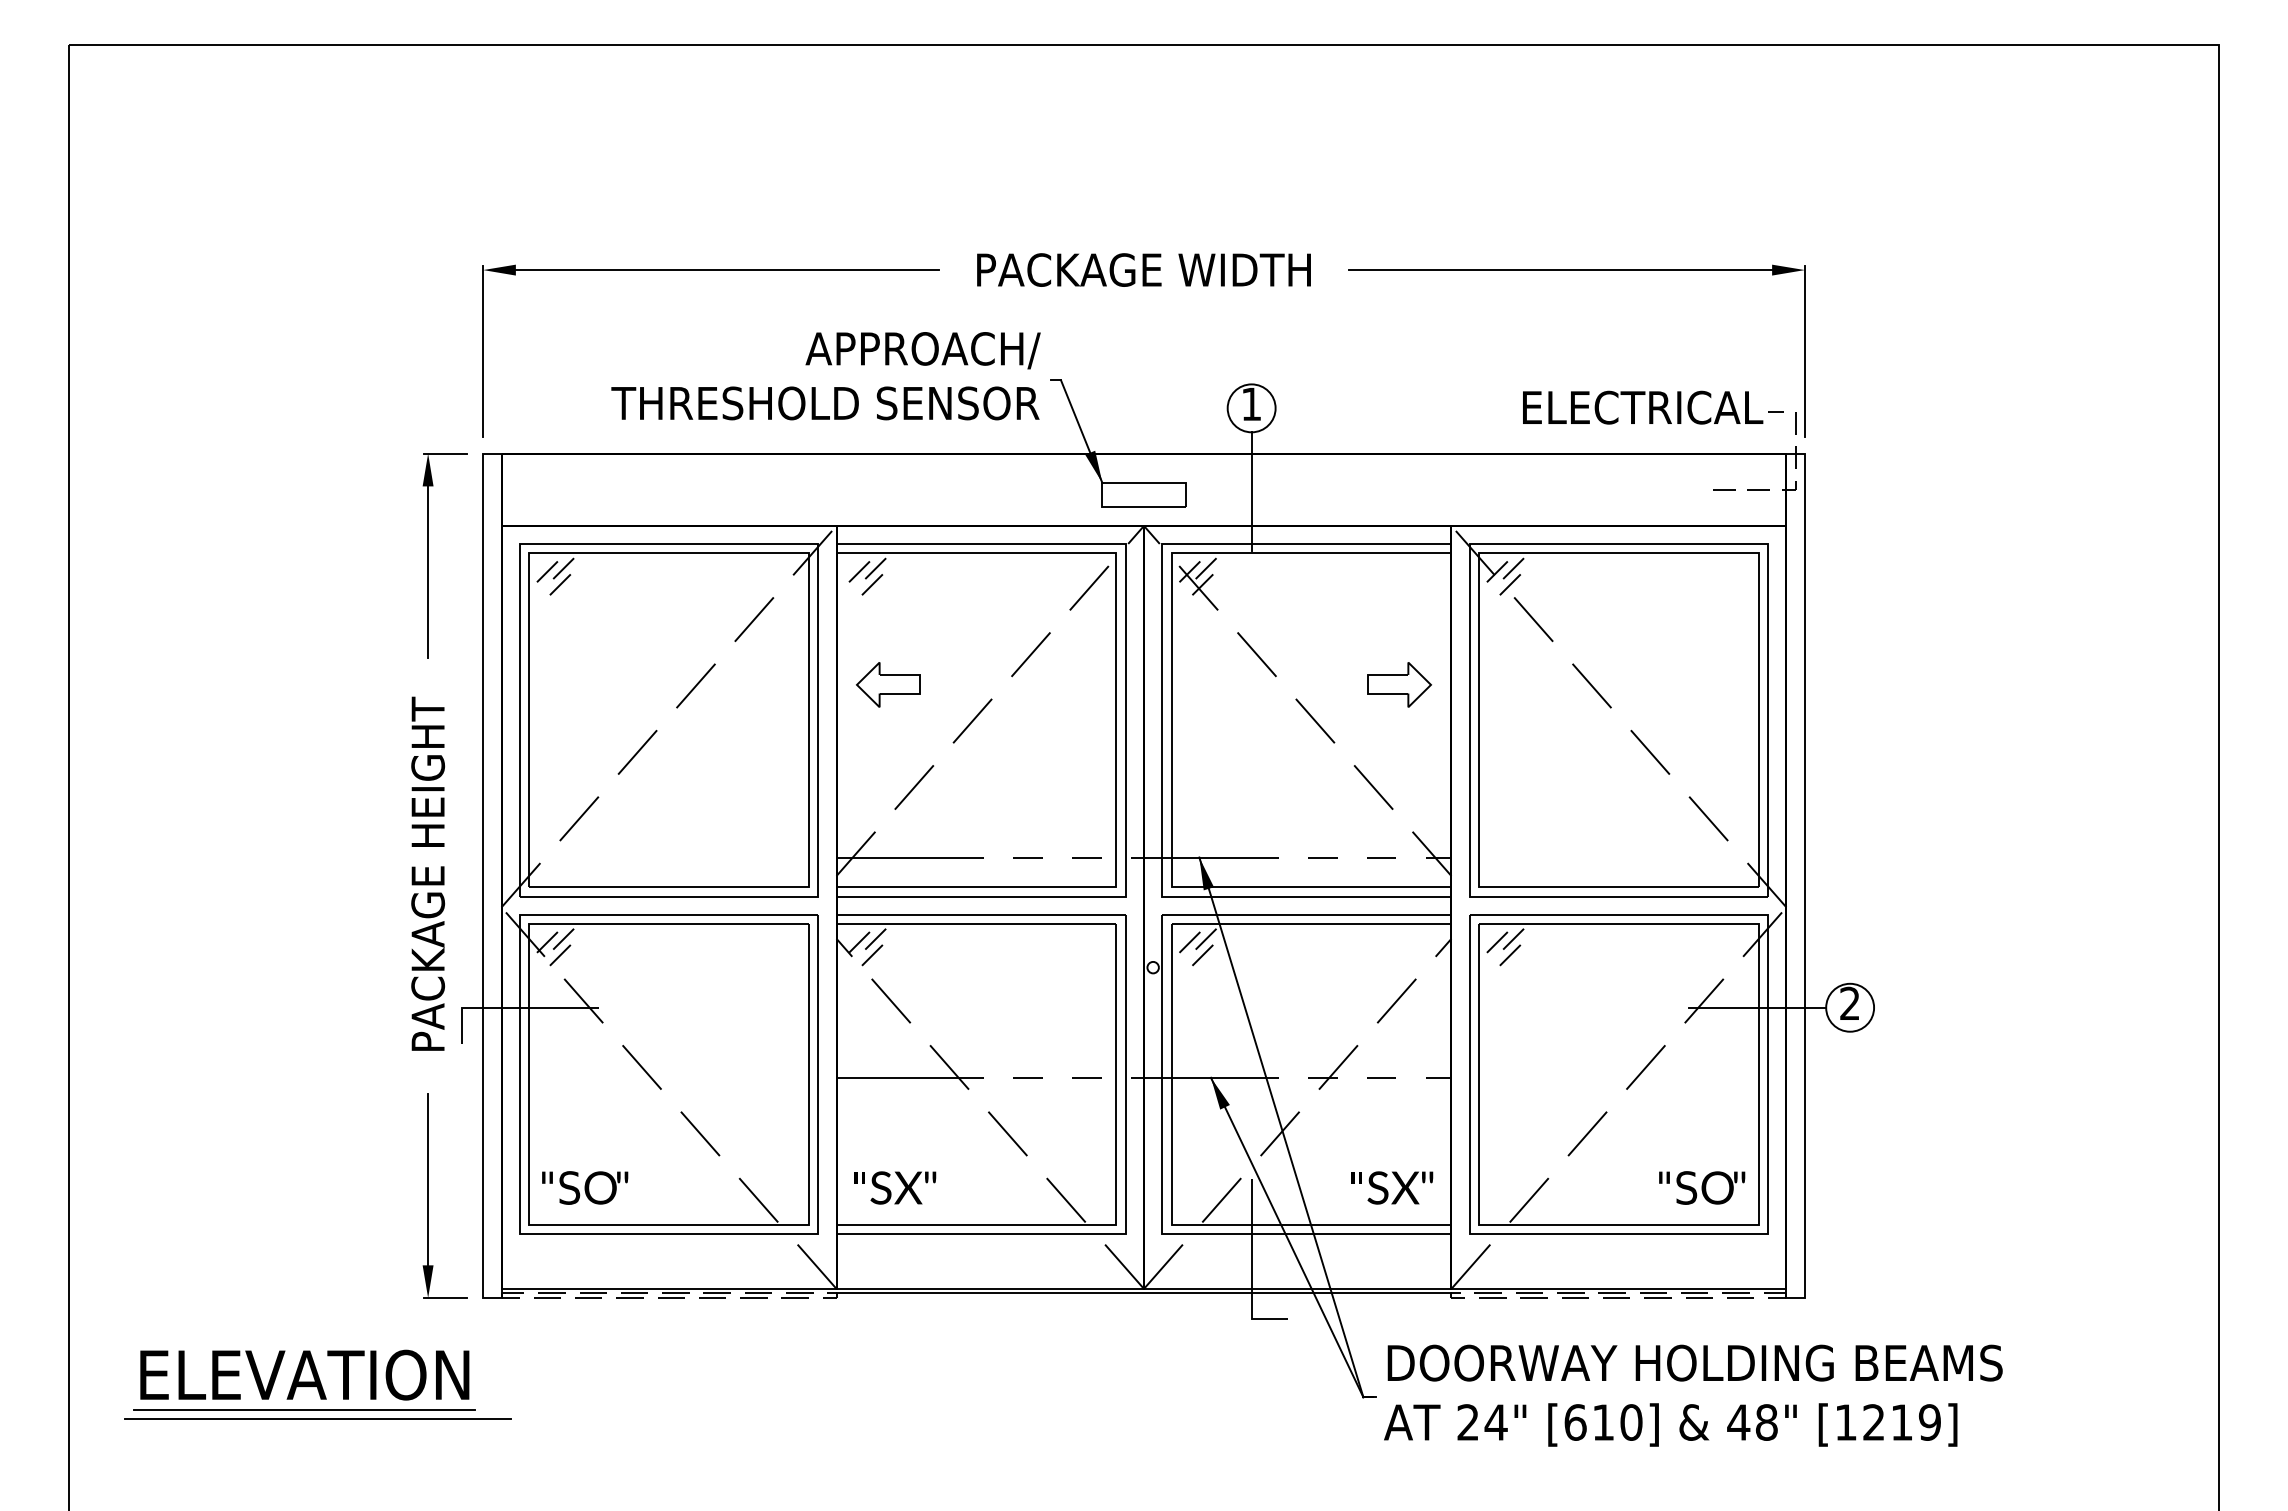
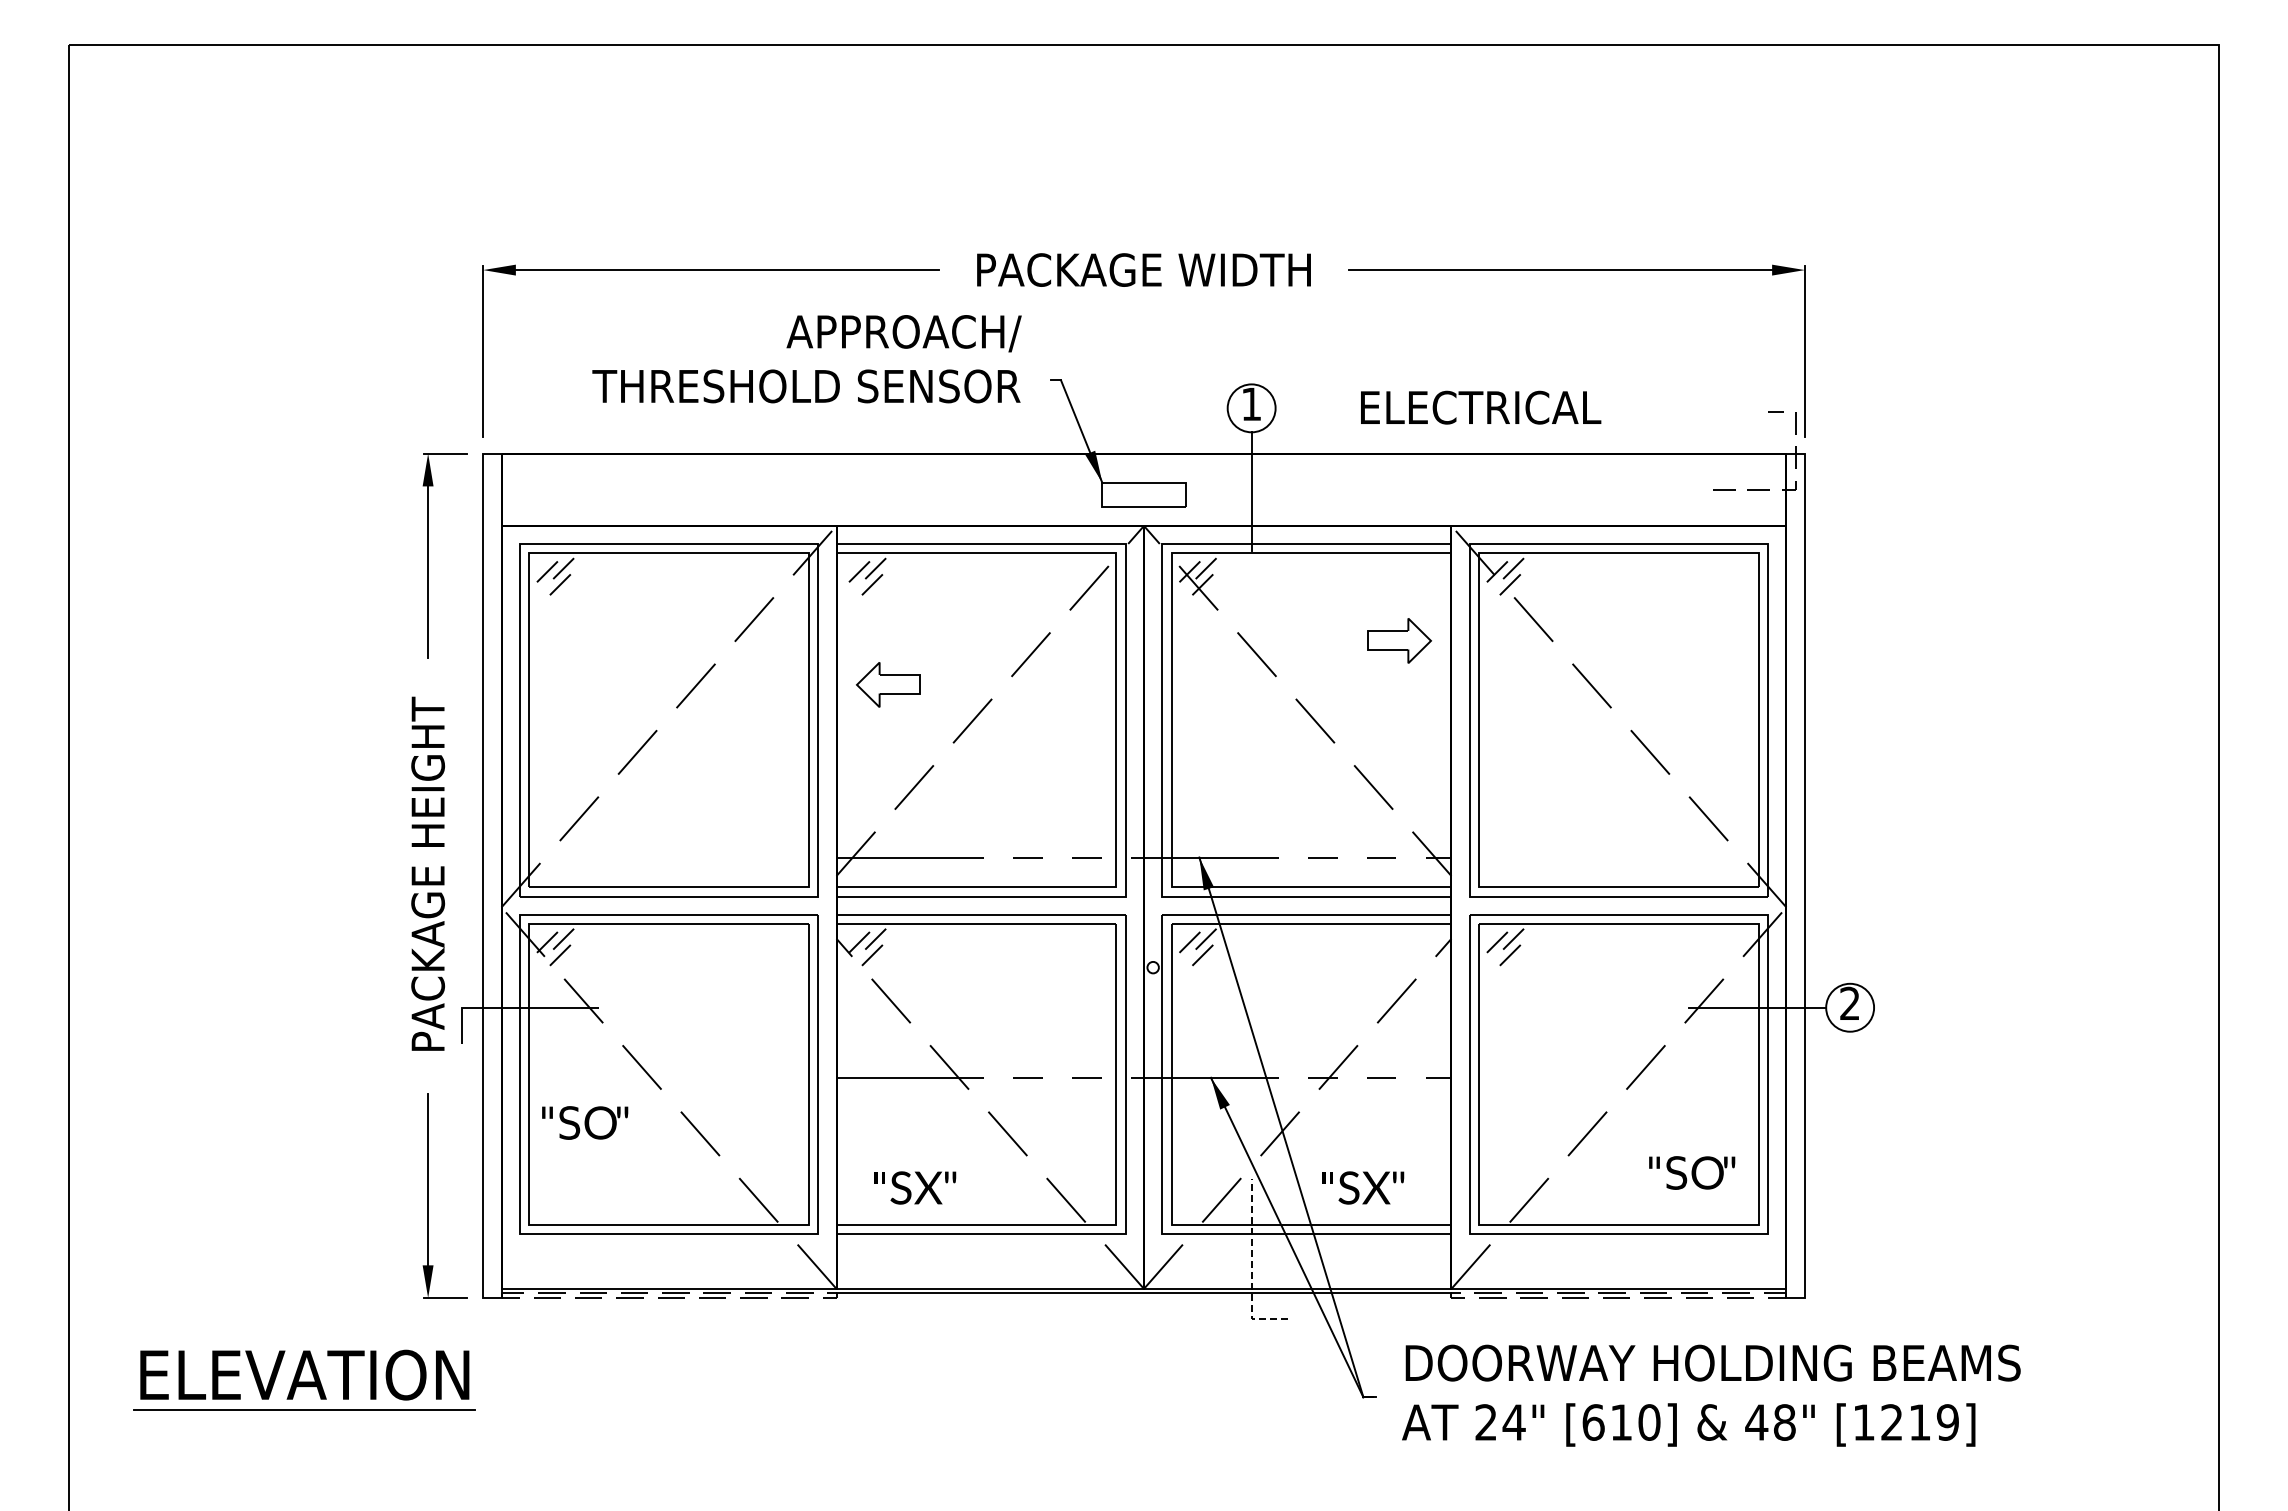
text position: (825, 376) -> (806, 359) (806, 359)
text position: (1643, 407) -> (1481, 407) (1481, 407)
part position: (1399, 684) -> (1399, 640) (1399, 640)
text position: (585, 1187) -> (585, 1122) (585, 1122)
text position: (895, 1187) -> (915, 1187) (915, 1187)
text position: (1392, 1187) -> (1363, 1187) (1363, 1187)
text position: (1702, 1187) -> (1692, 1172) (1692, 1172)
line: solid -> dashed (1251, 1267)
text position: (1693, 1395) -> (1711, 1395) (1711, 1395)
line: present -> none (317, 1419)
